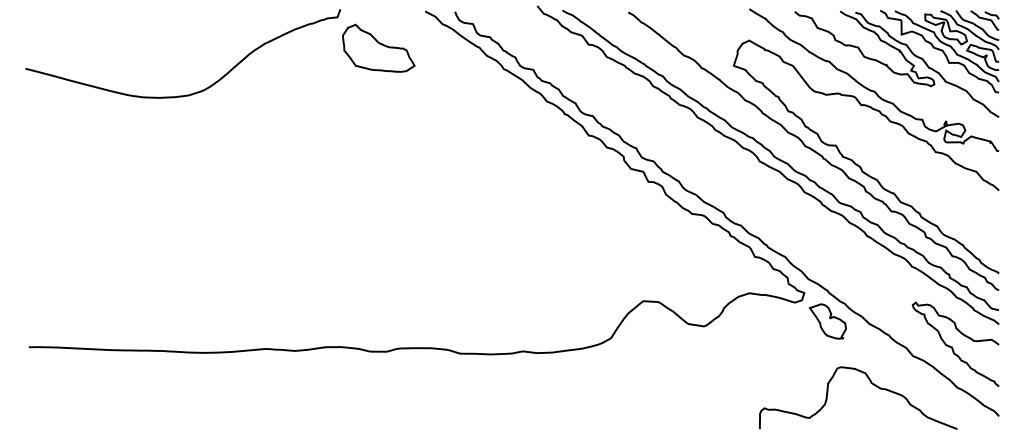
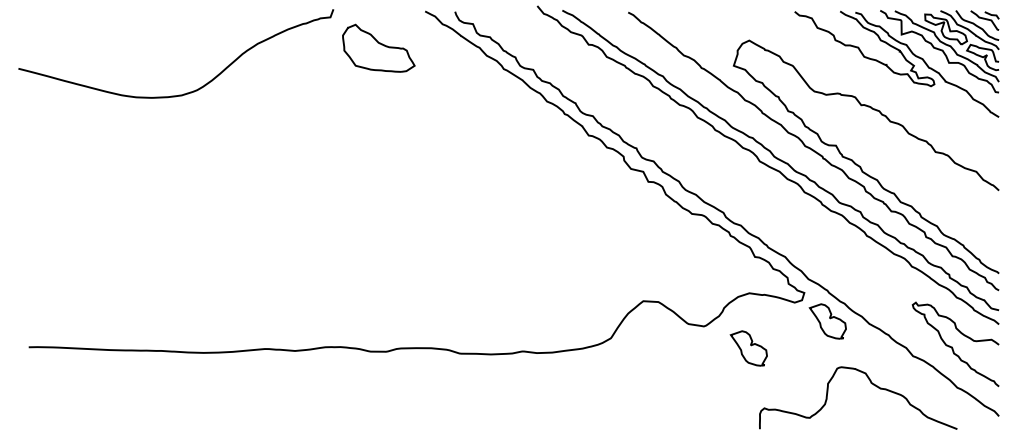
curve: present -> none (869, 88)
curve position: (197, 91) -> (190, 91) (190, 91)
part: none -> present (748, 348)
